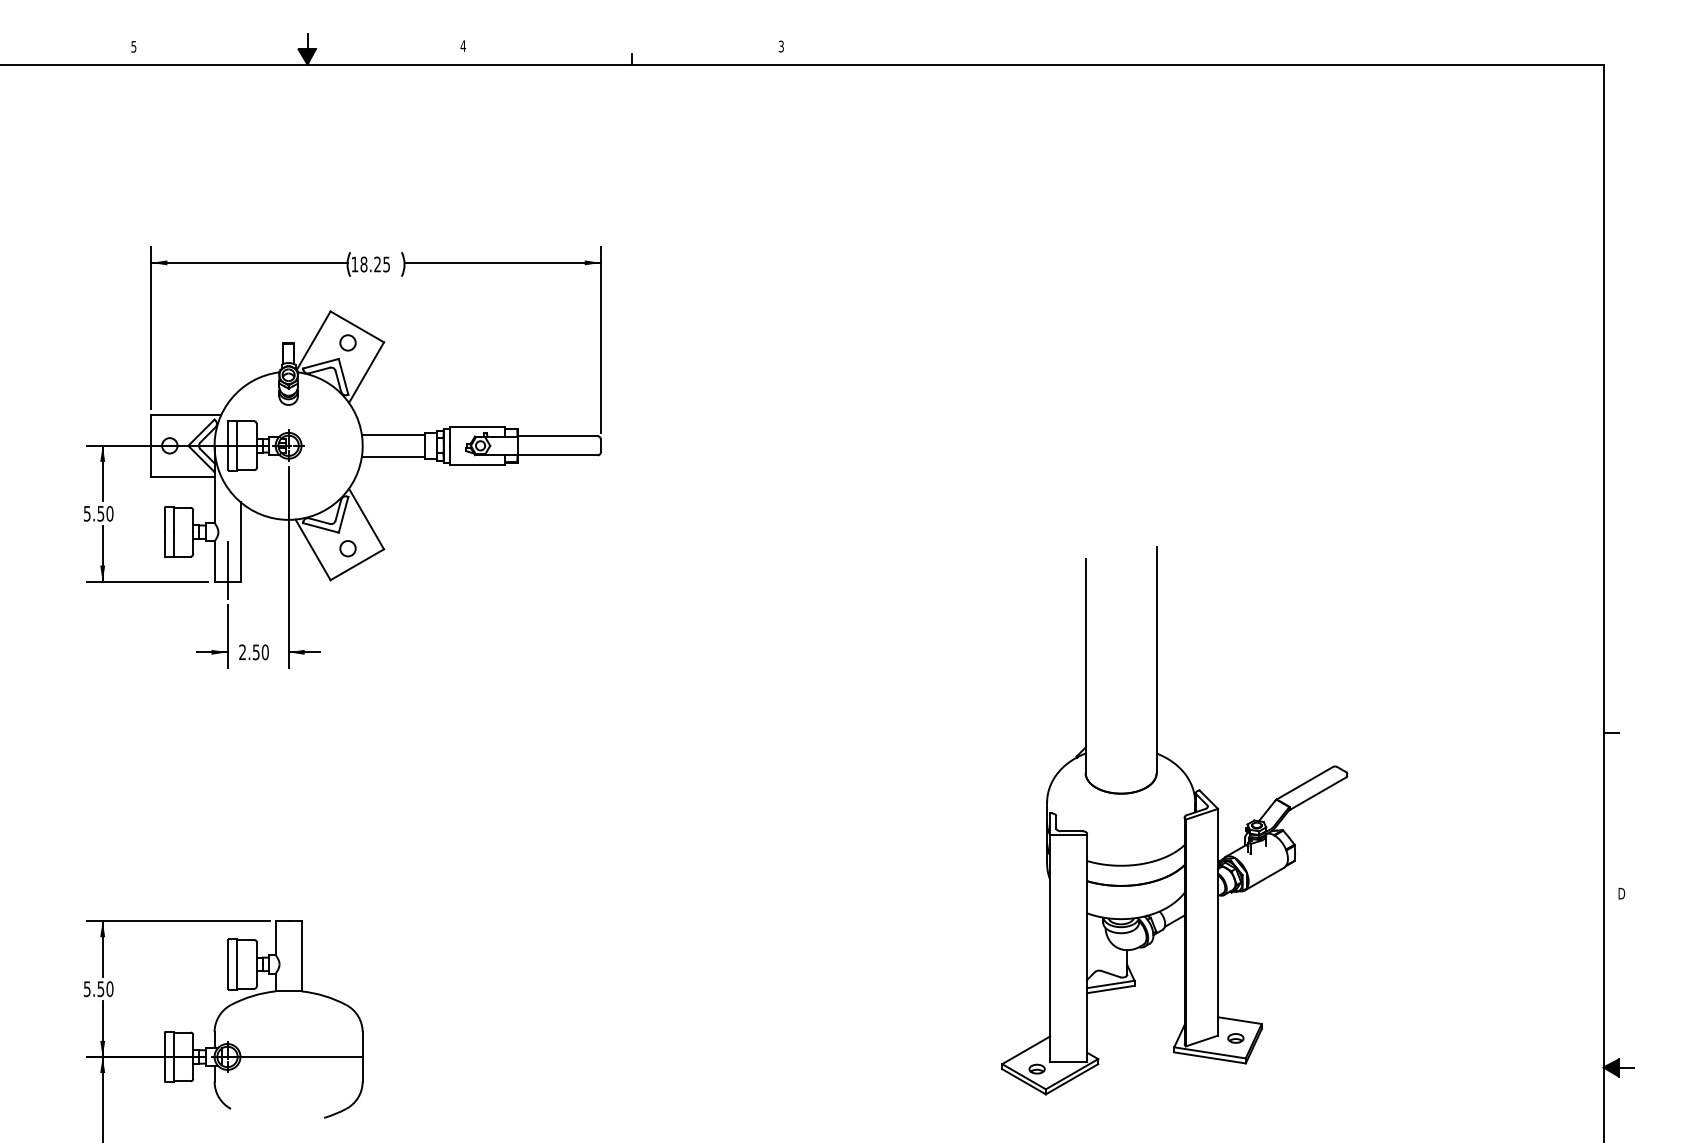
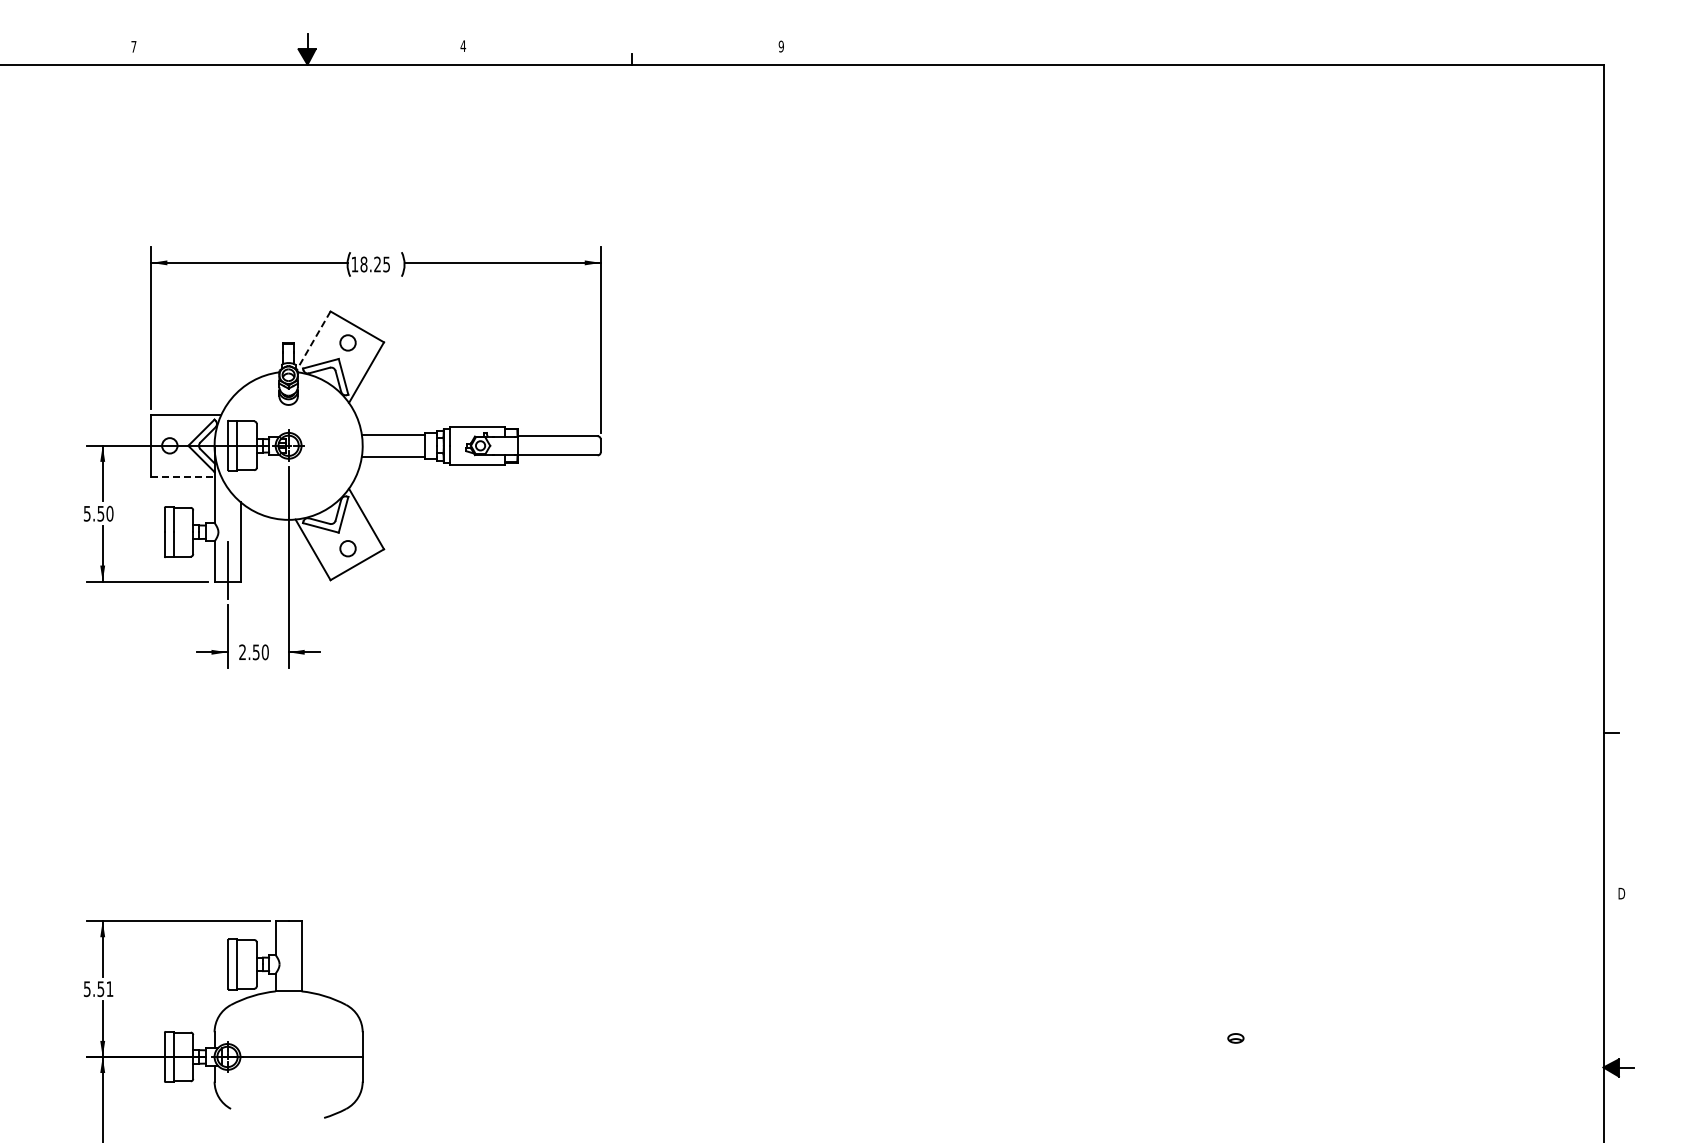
text: 5 -> 7 (133, 46)
text: 3 -> 9 (780, 46)
line: solid -> dashed (313, 340)
line: solid -> dashed (182, 476)
part: present -> none (1174, 820)
text: 5.50 -> 5.51 (109, 988)
